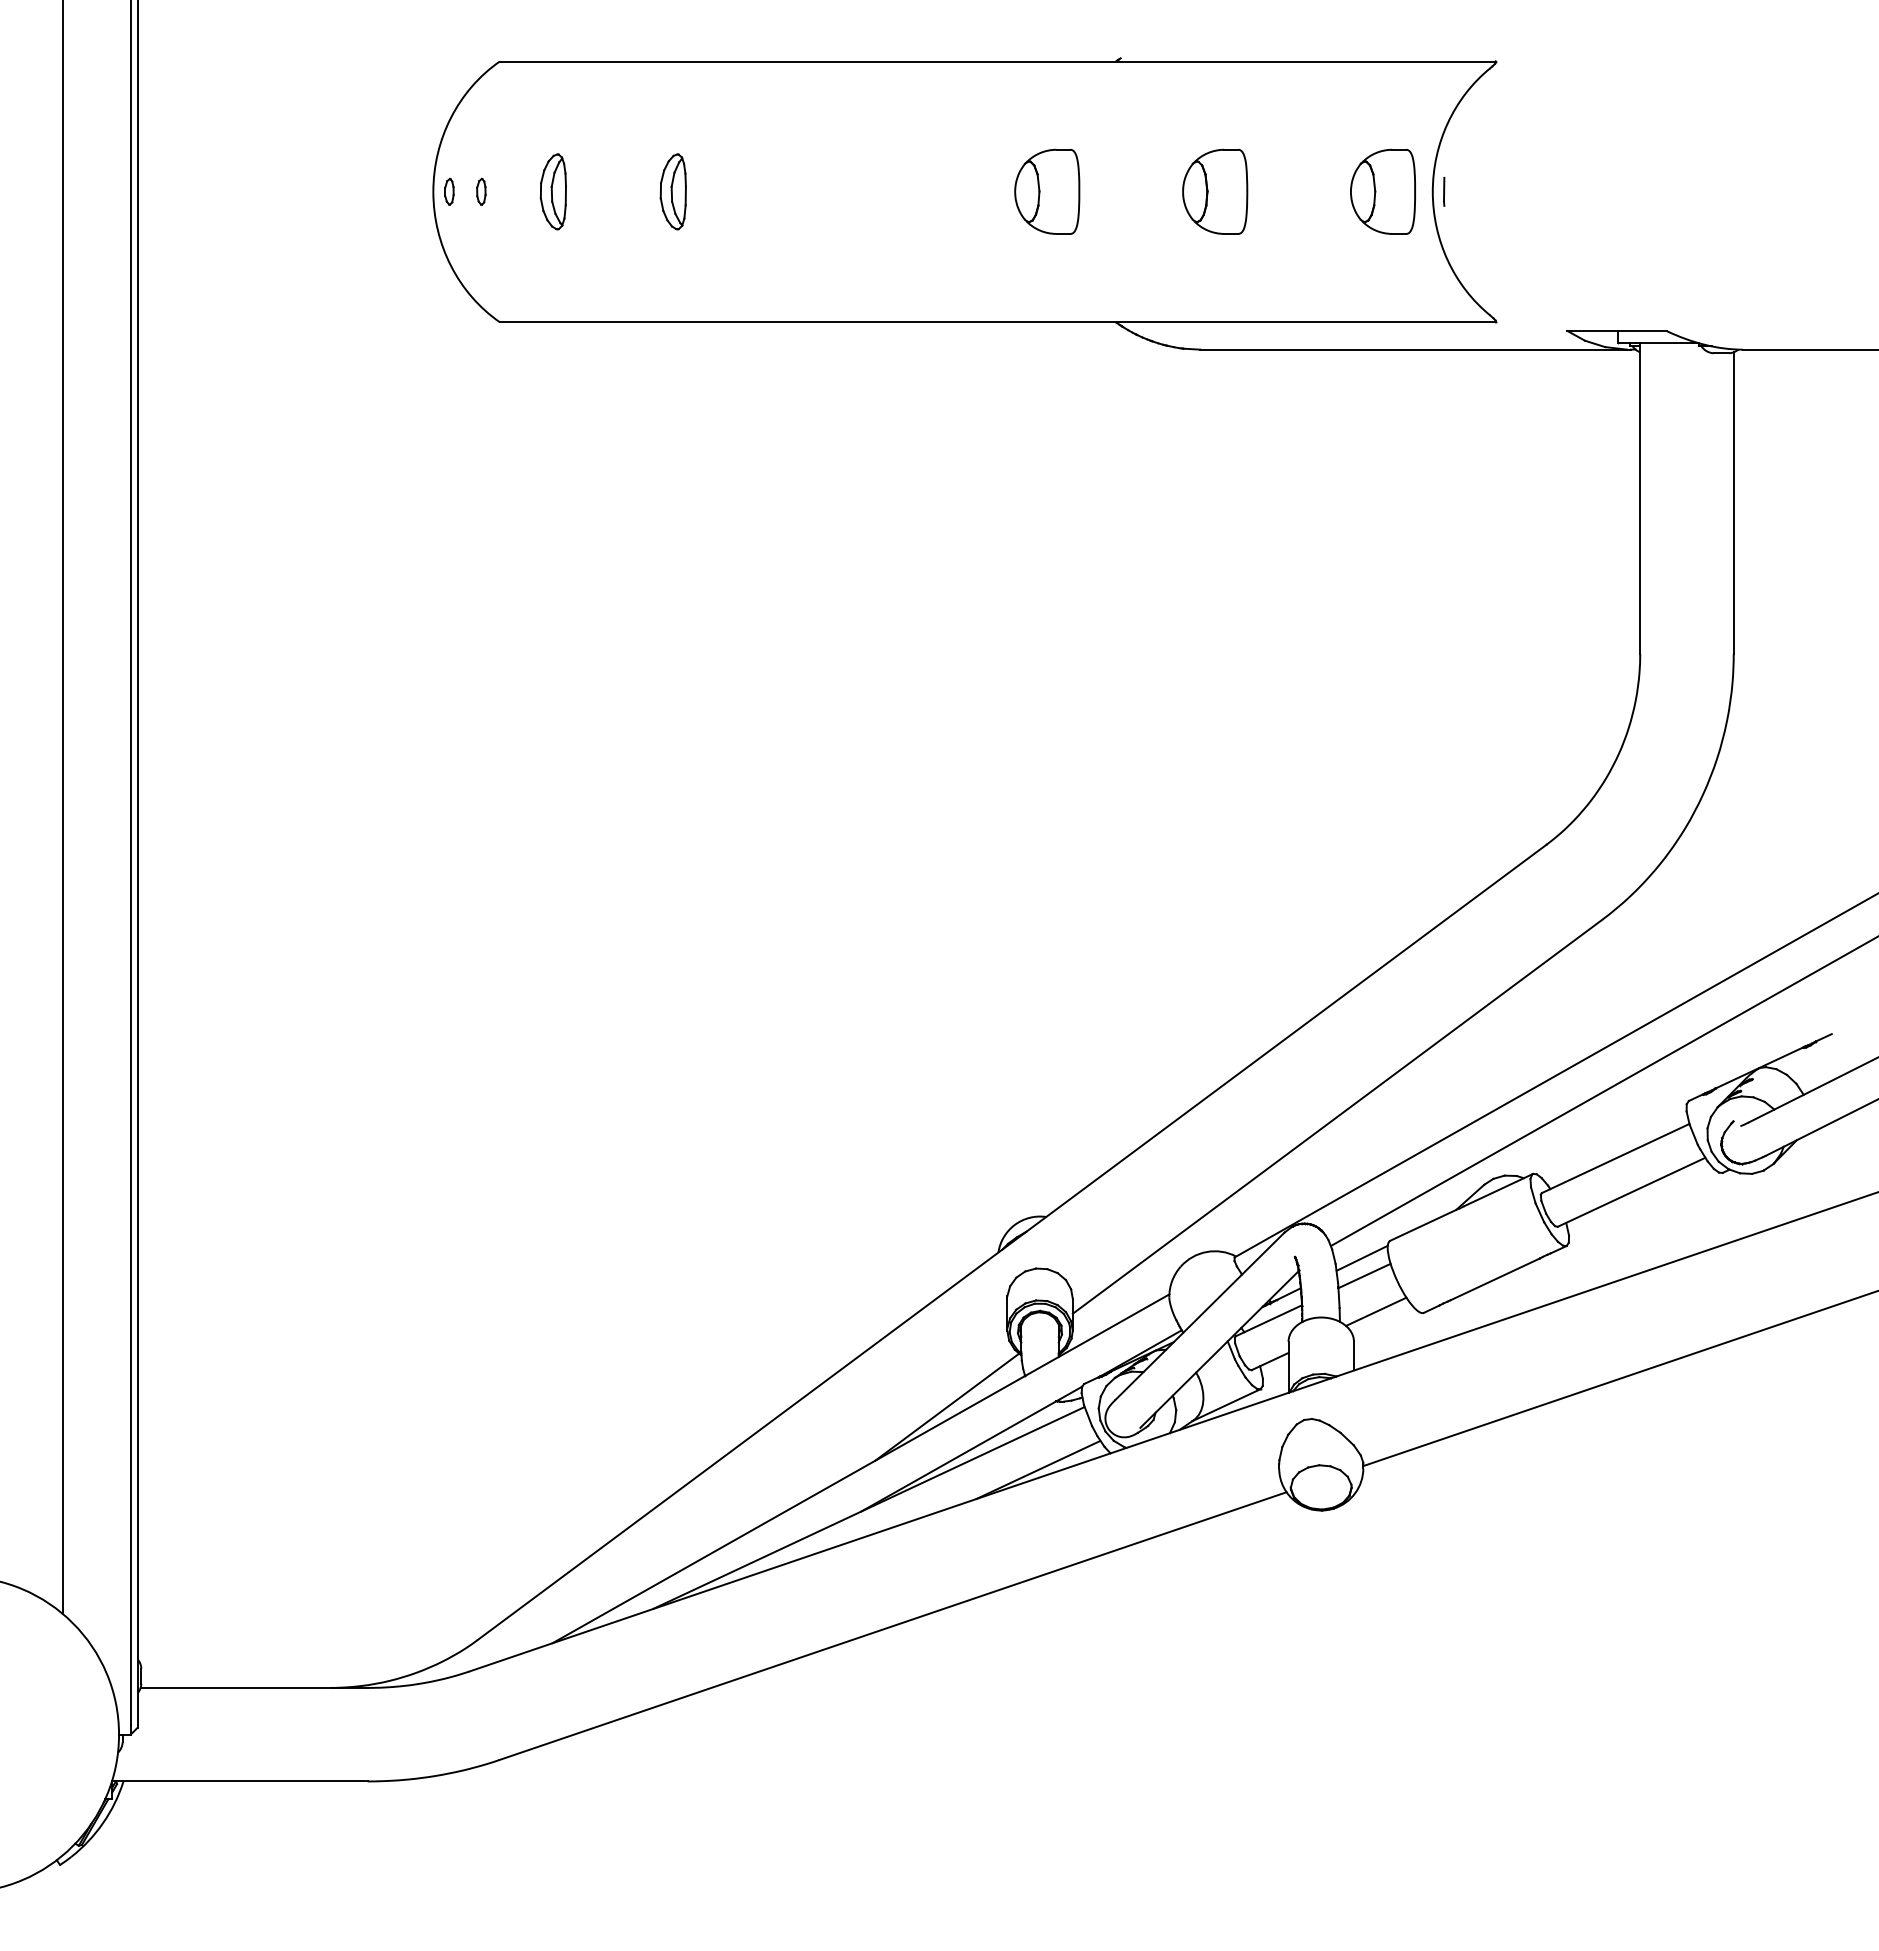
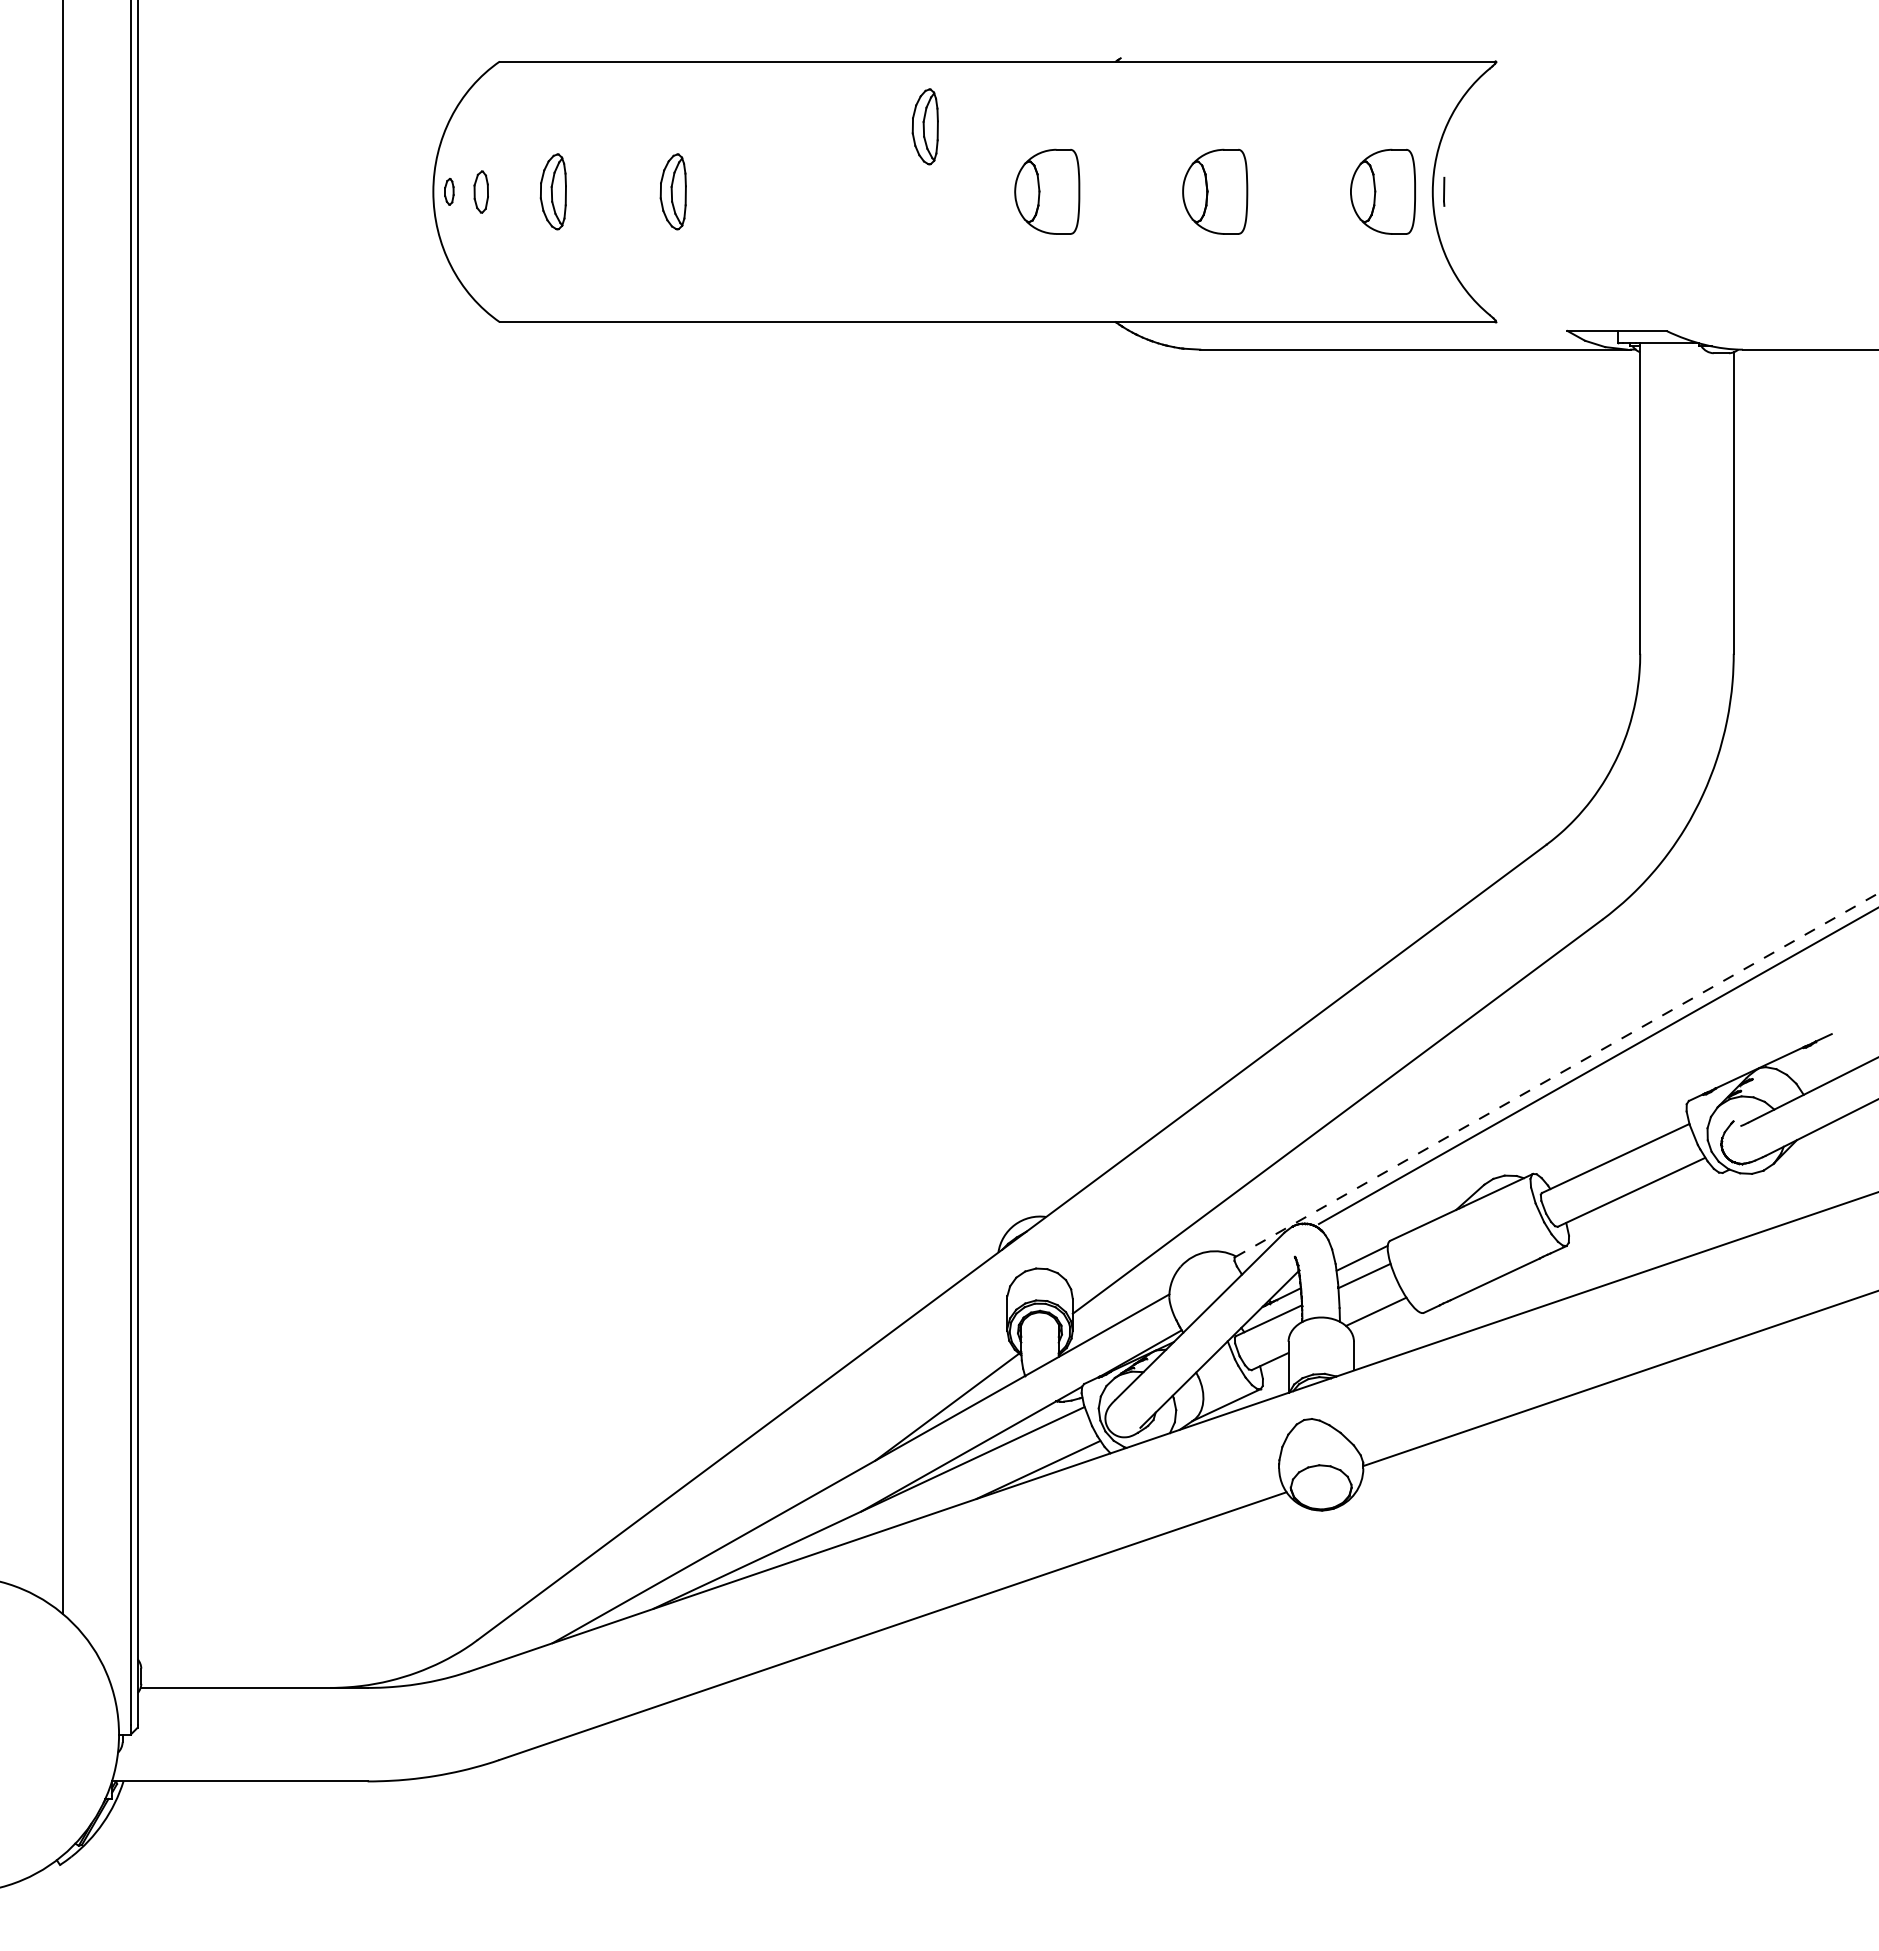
part: none -> present (924, 126)
part size: 11x29 px -> 16x44 px (480, 191)
line: solid -> dashed (1556, 1075)
line position: (1602, 1091) -> (1596, 1066) (1596, 1066)
